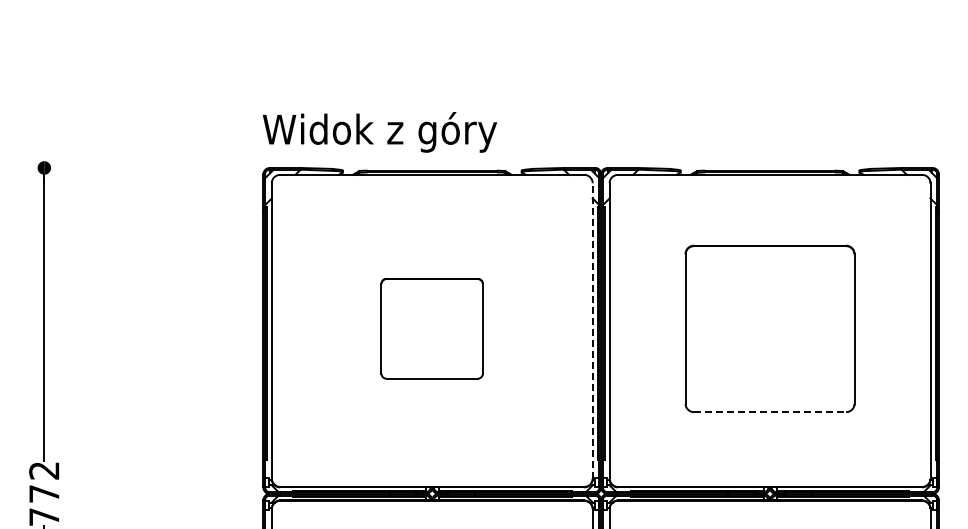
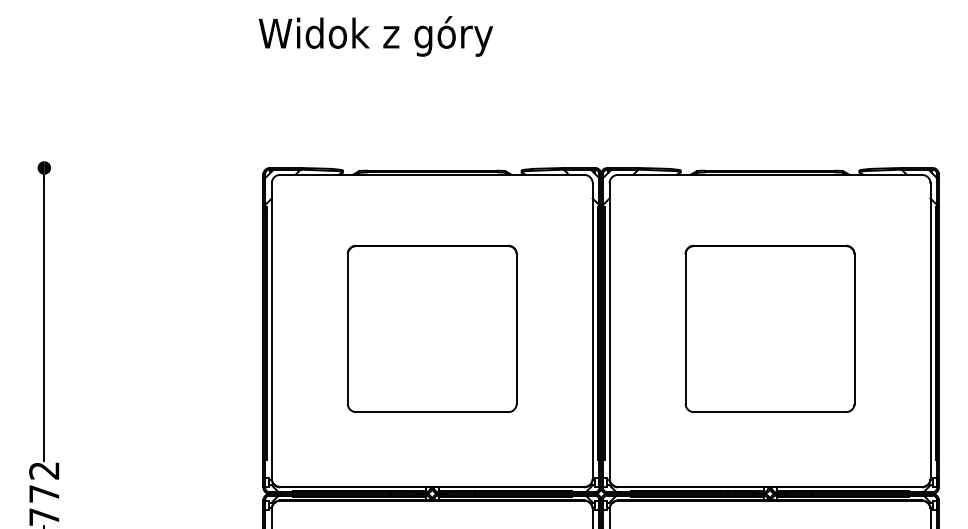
text position: (379, 132) -> (375, 36) (375, 36)
part size: 104x102 px -> 172x169 px (431, 328)
line: dashed -> solid (592, 330)
line: dashed -> solid (770, 412)
